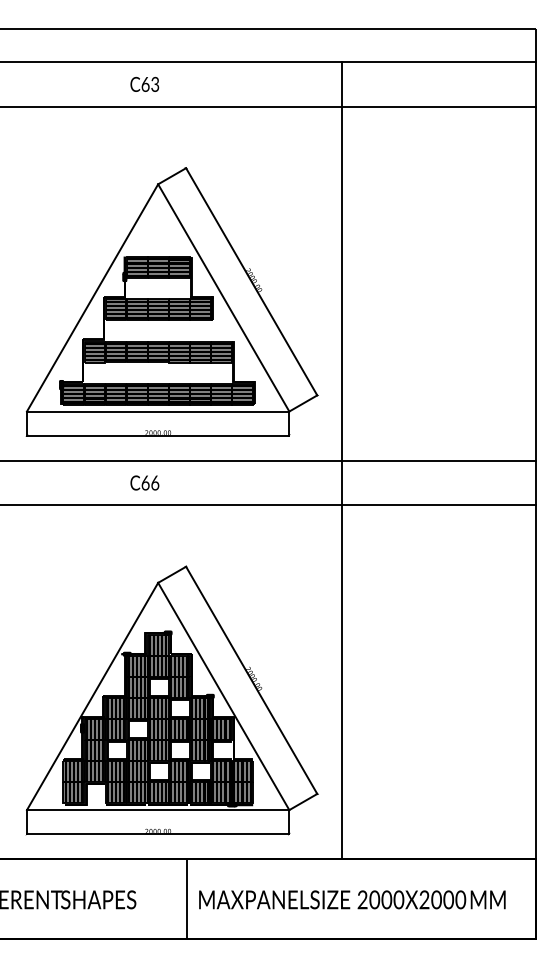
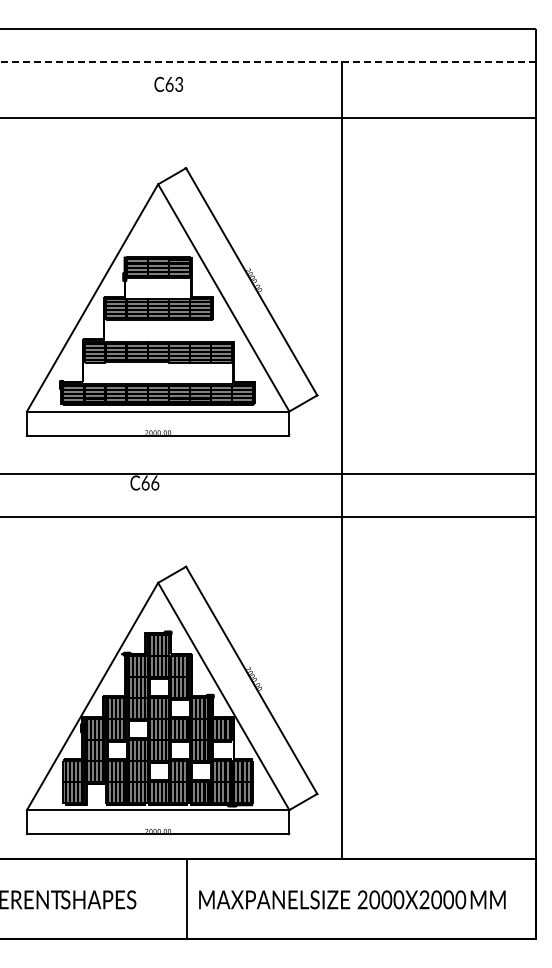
line: solid -> dashed (267, 62)
text position: (144, 83) -> (168, 83) (168, 83)
line position: (268, 106) -> (268, 117) (268, 117)
line position: (268, 460) -> (268, 473) (268, 473)
line position: (268, 505) -> (268, 517) (268, 517)
